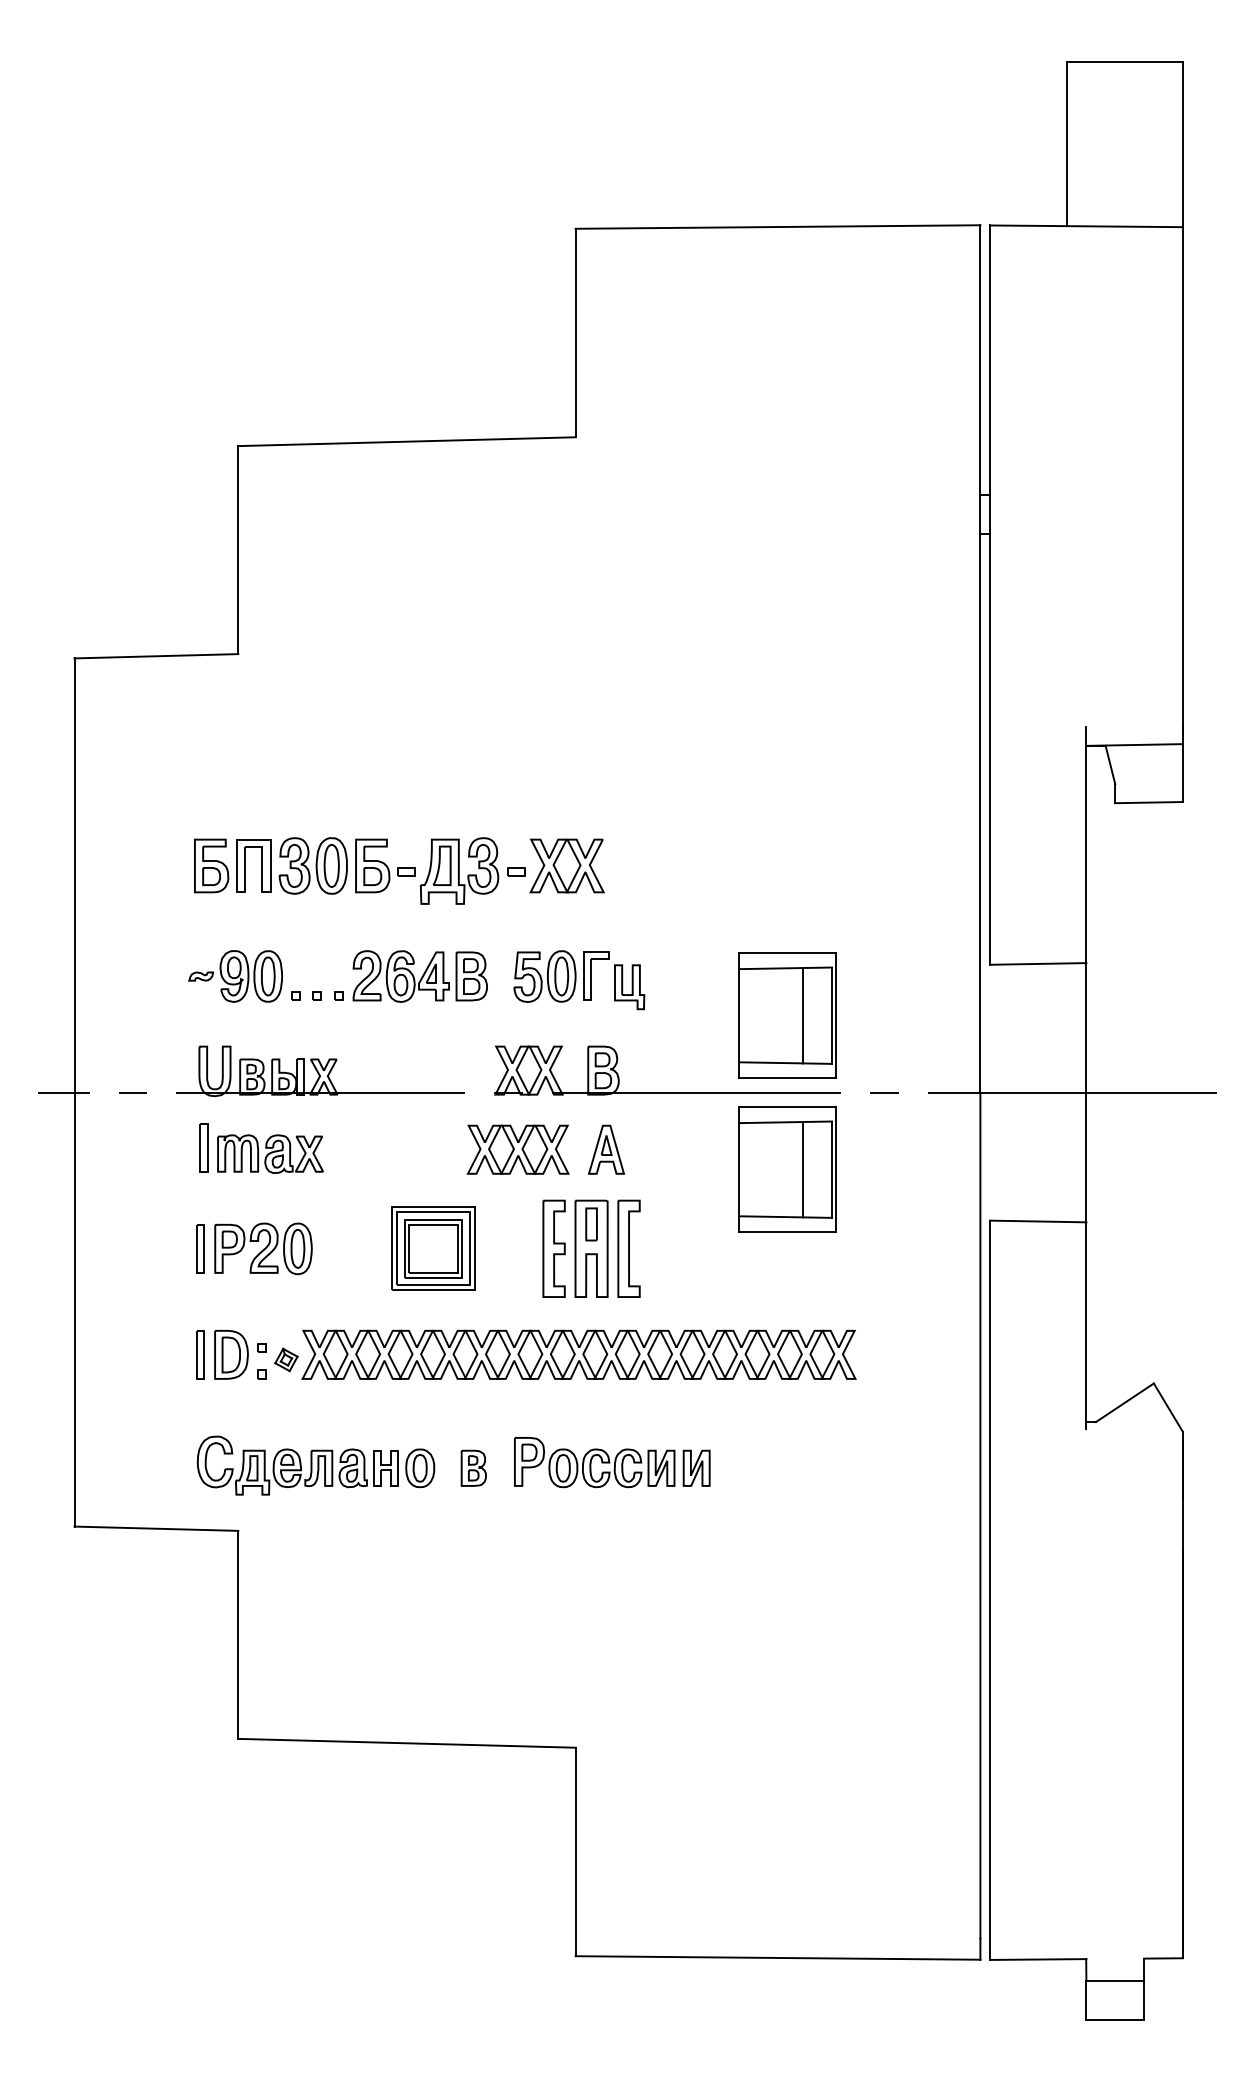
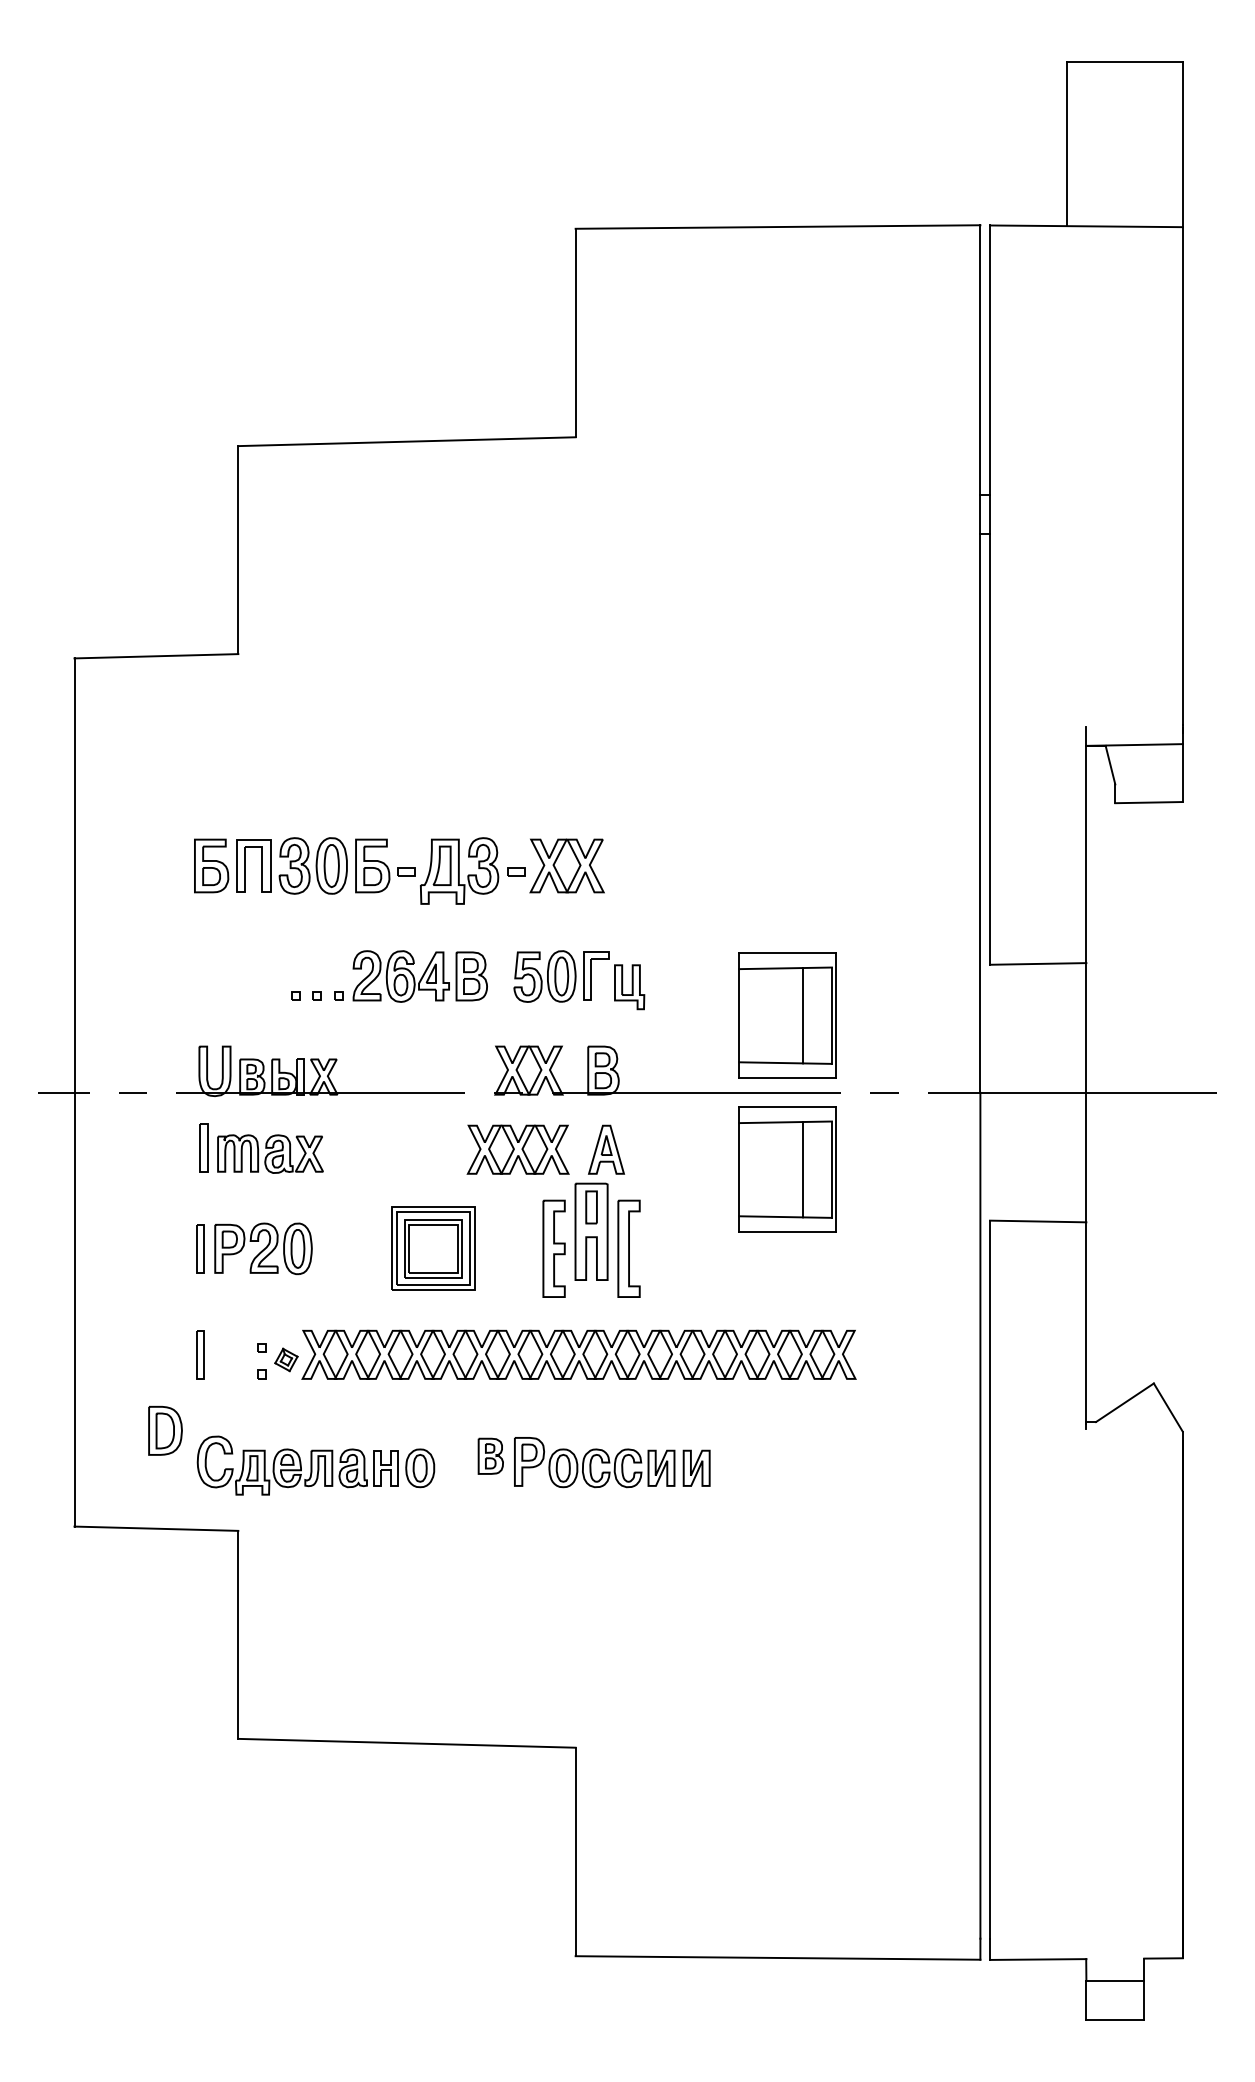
part: present -> none (235, 976)
part position: (591, 1248) -> (591, 1231) (591, 1231)
part position: (231, 1354) -> (165, 1430) (165, 1430)
part position: (473, 1467) -> (490, 1455) (490, 1455)
